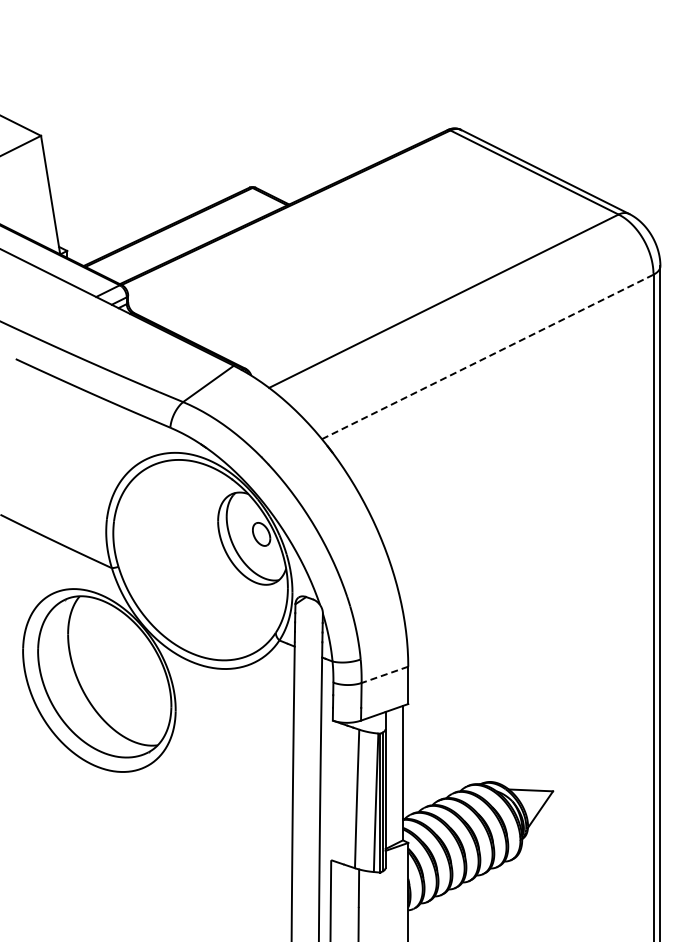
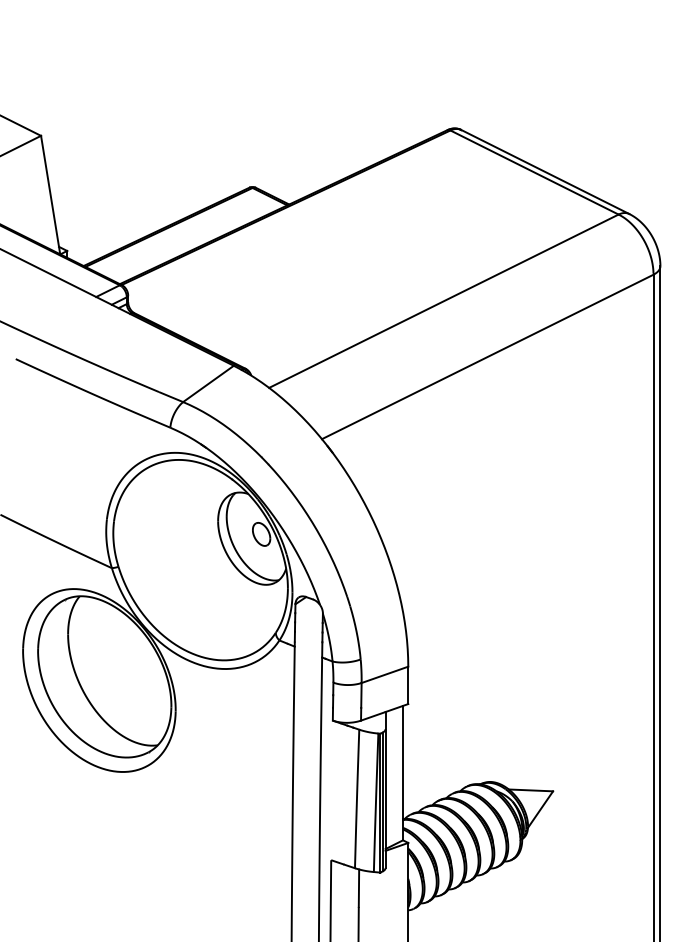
line: dashed -> solid (488, 356)
line: dashed -> solid (384, 674)
